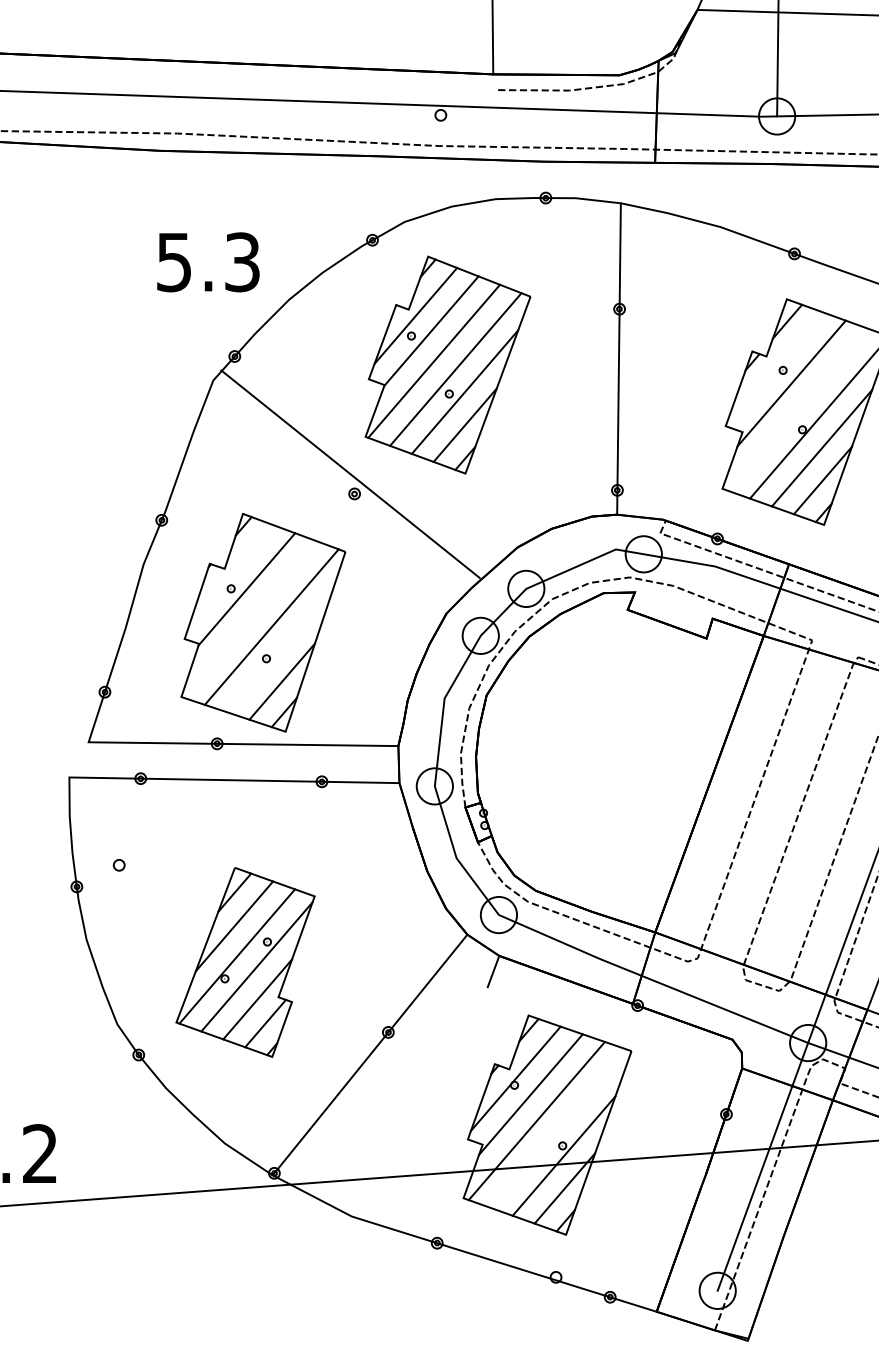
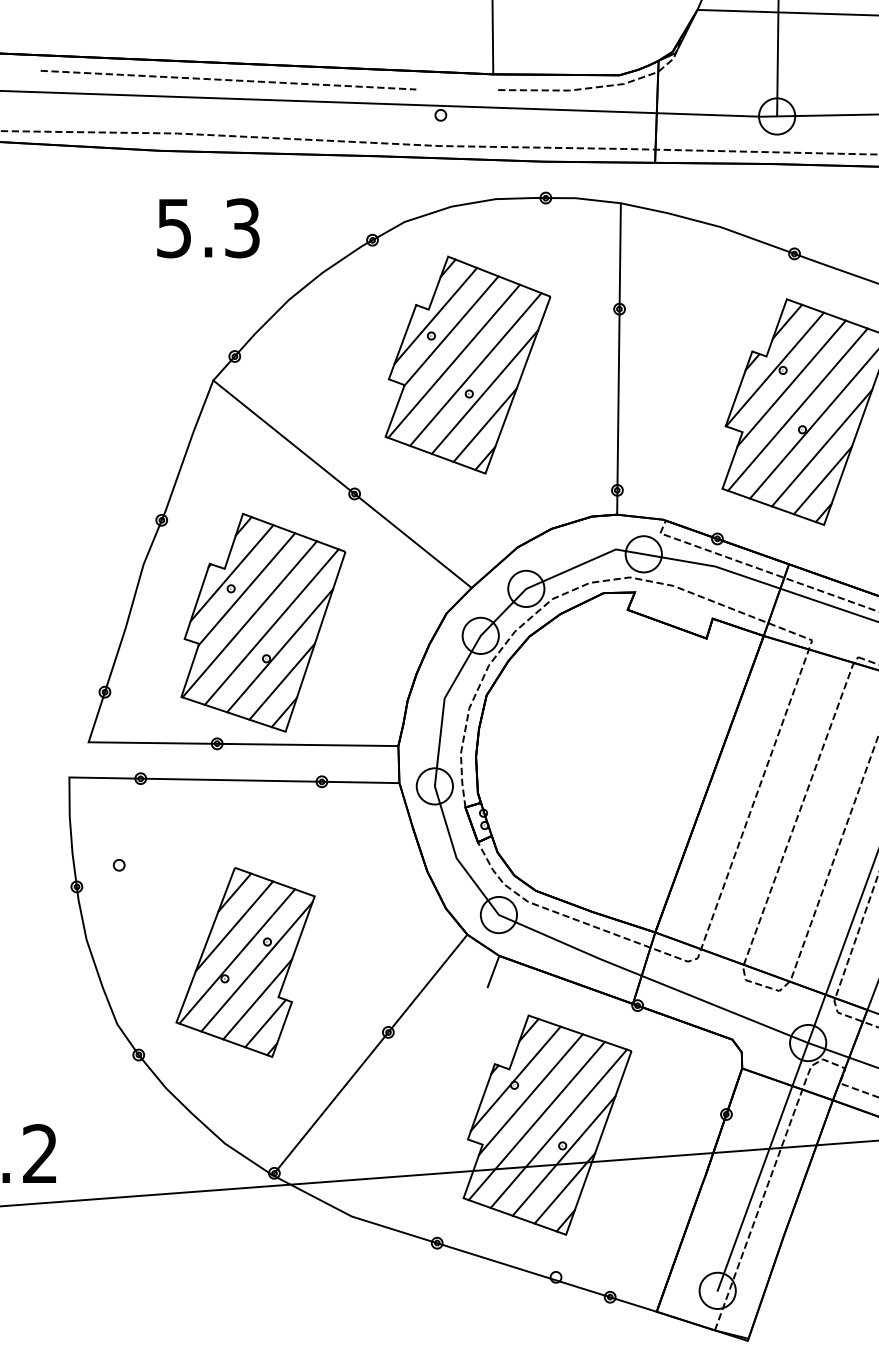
line: none -> present (228, 79)
text position: (208, 262) -> (208, 228) (208, 228)
part position: (447, 364) -> (467, 364) (467, 364)
line: none -> present (774, 369)
line: none -> present (797, 409)
line position: (350, 473) -> (342, 483) (342, 483)
line: none -> present (231, 573)
line: none -> present (249, 619)
line: none -> present (280, 650)
line: none -> present (558, 1128)
